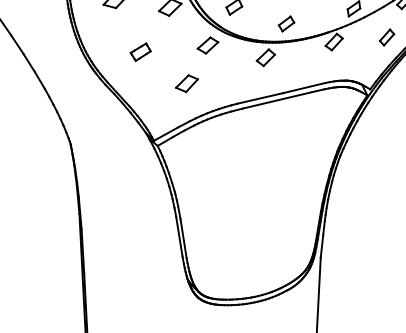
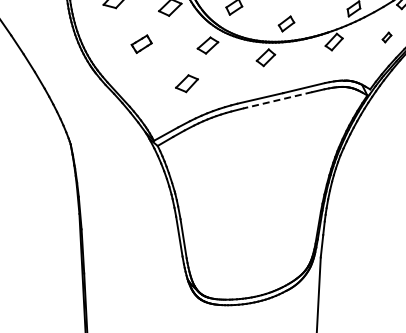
part size: 18x19 px -> 12x13 px (386, 37)
part position: (140, 51) -> (141, 43) (141, 43)
line: solid -> dashed (277, 100)
